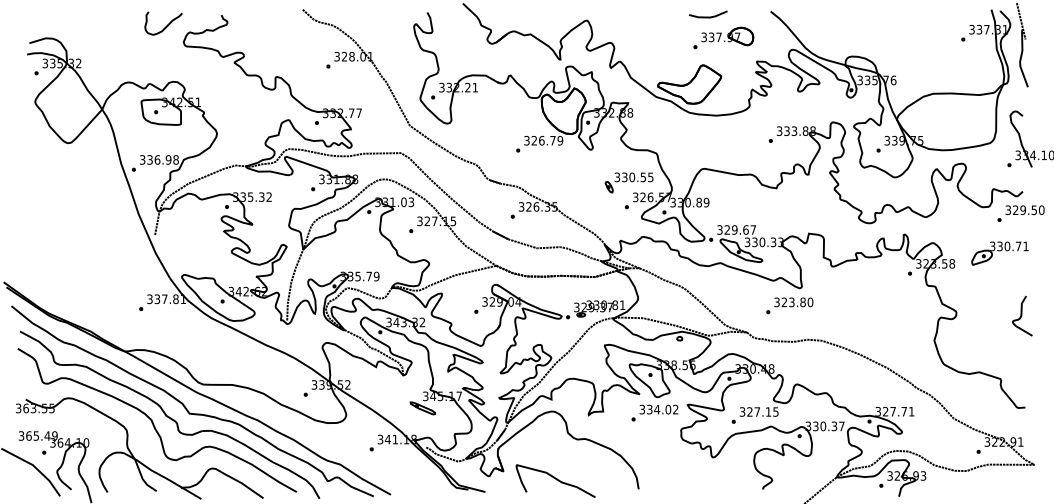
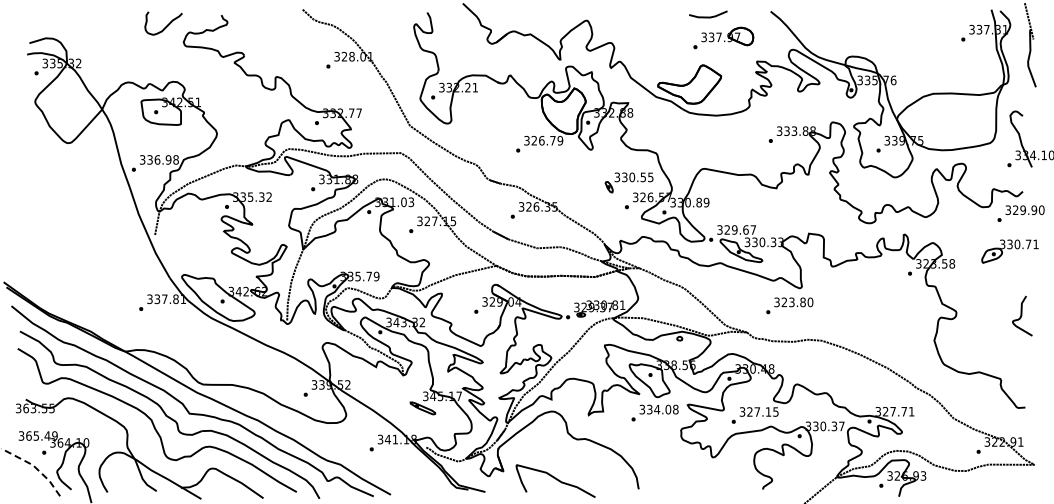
part position: (1022, 45) -> (1030, 45) (1030, 45)
text: 329.50 -> 329.90 (1034, 209)
part position: (999, 253) -> (1009, 251) (1009, 251)
text: 334.02 -> 334.08 (675, 409)
line: solid -> dashed (35, 467)
